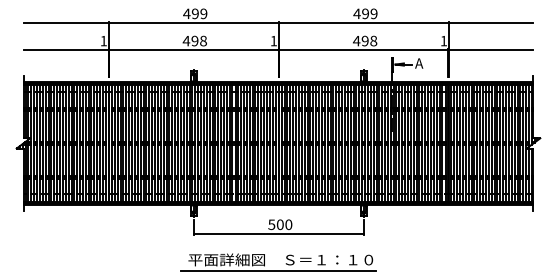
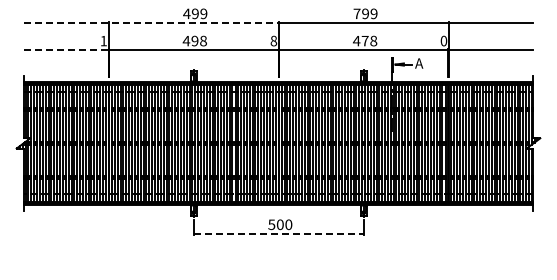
text: 499 -> 799 (356, 13)
line: solid -> dashed (151, 22)
text: 1 -> 8 (273, 40)
text: 498 -> 478 (364, 40)
text: 1 -> 0 (443, 40)
line: solid -> dashed (66, 49)
line: solid -> dashed (279, 233)
part: present -> none (285, 263)
